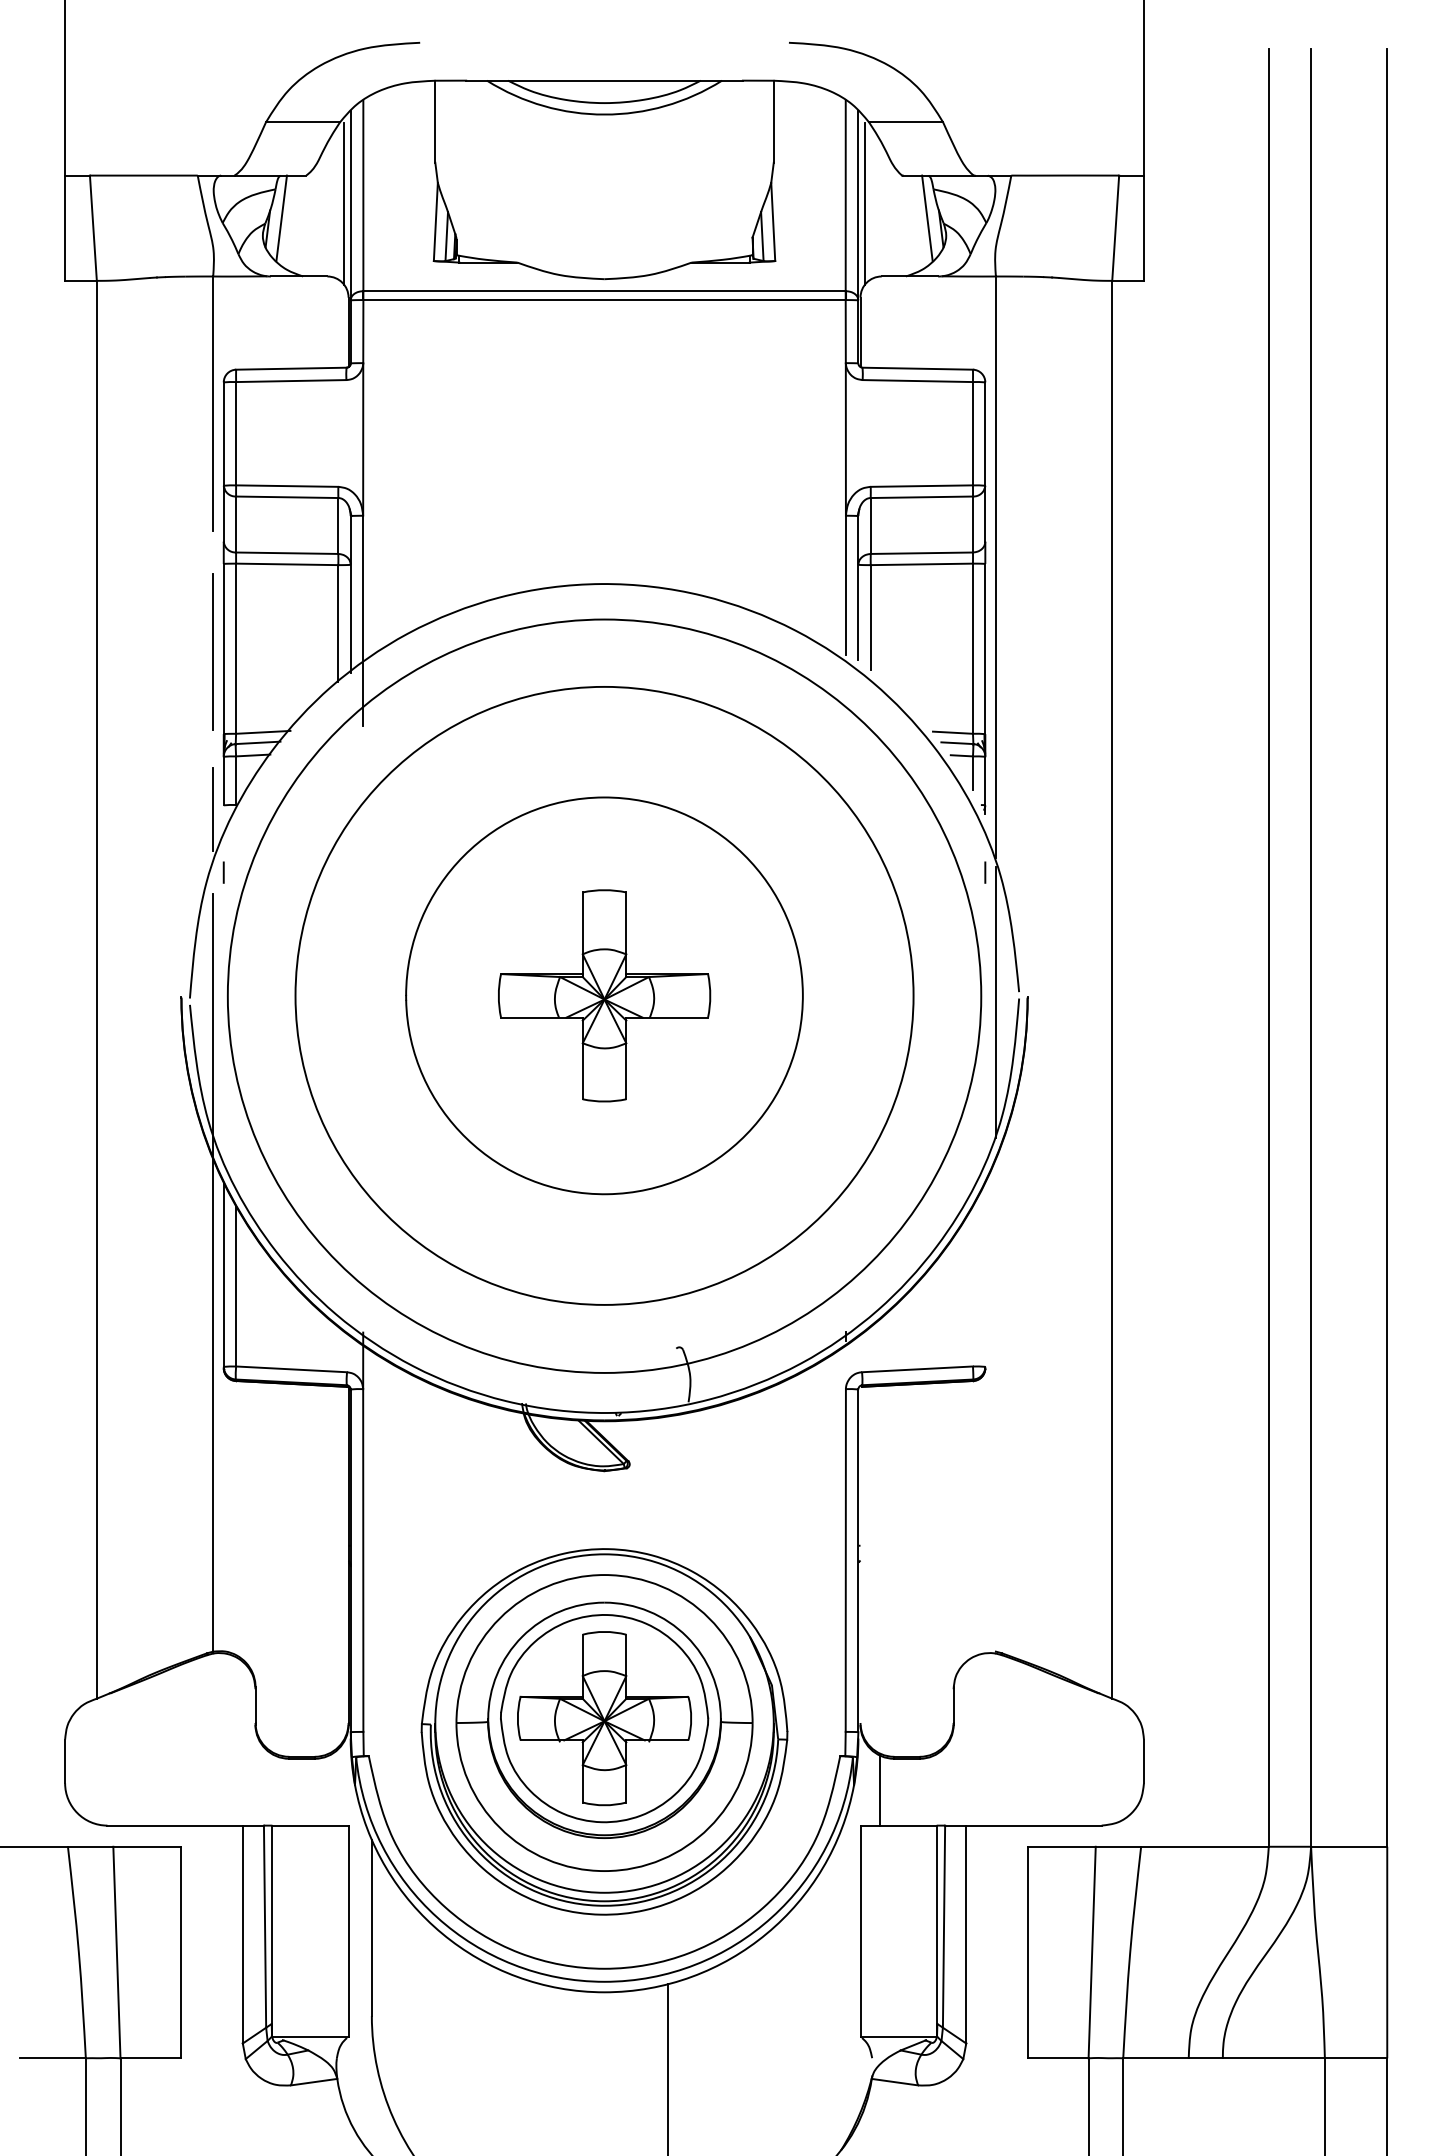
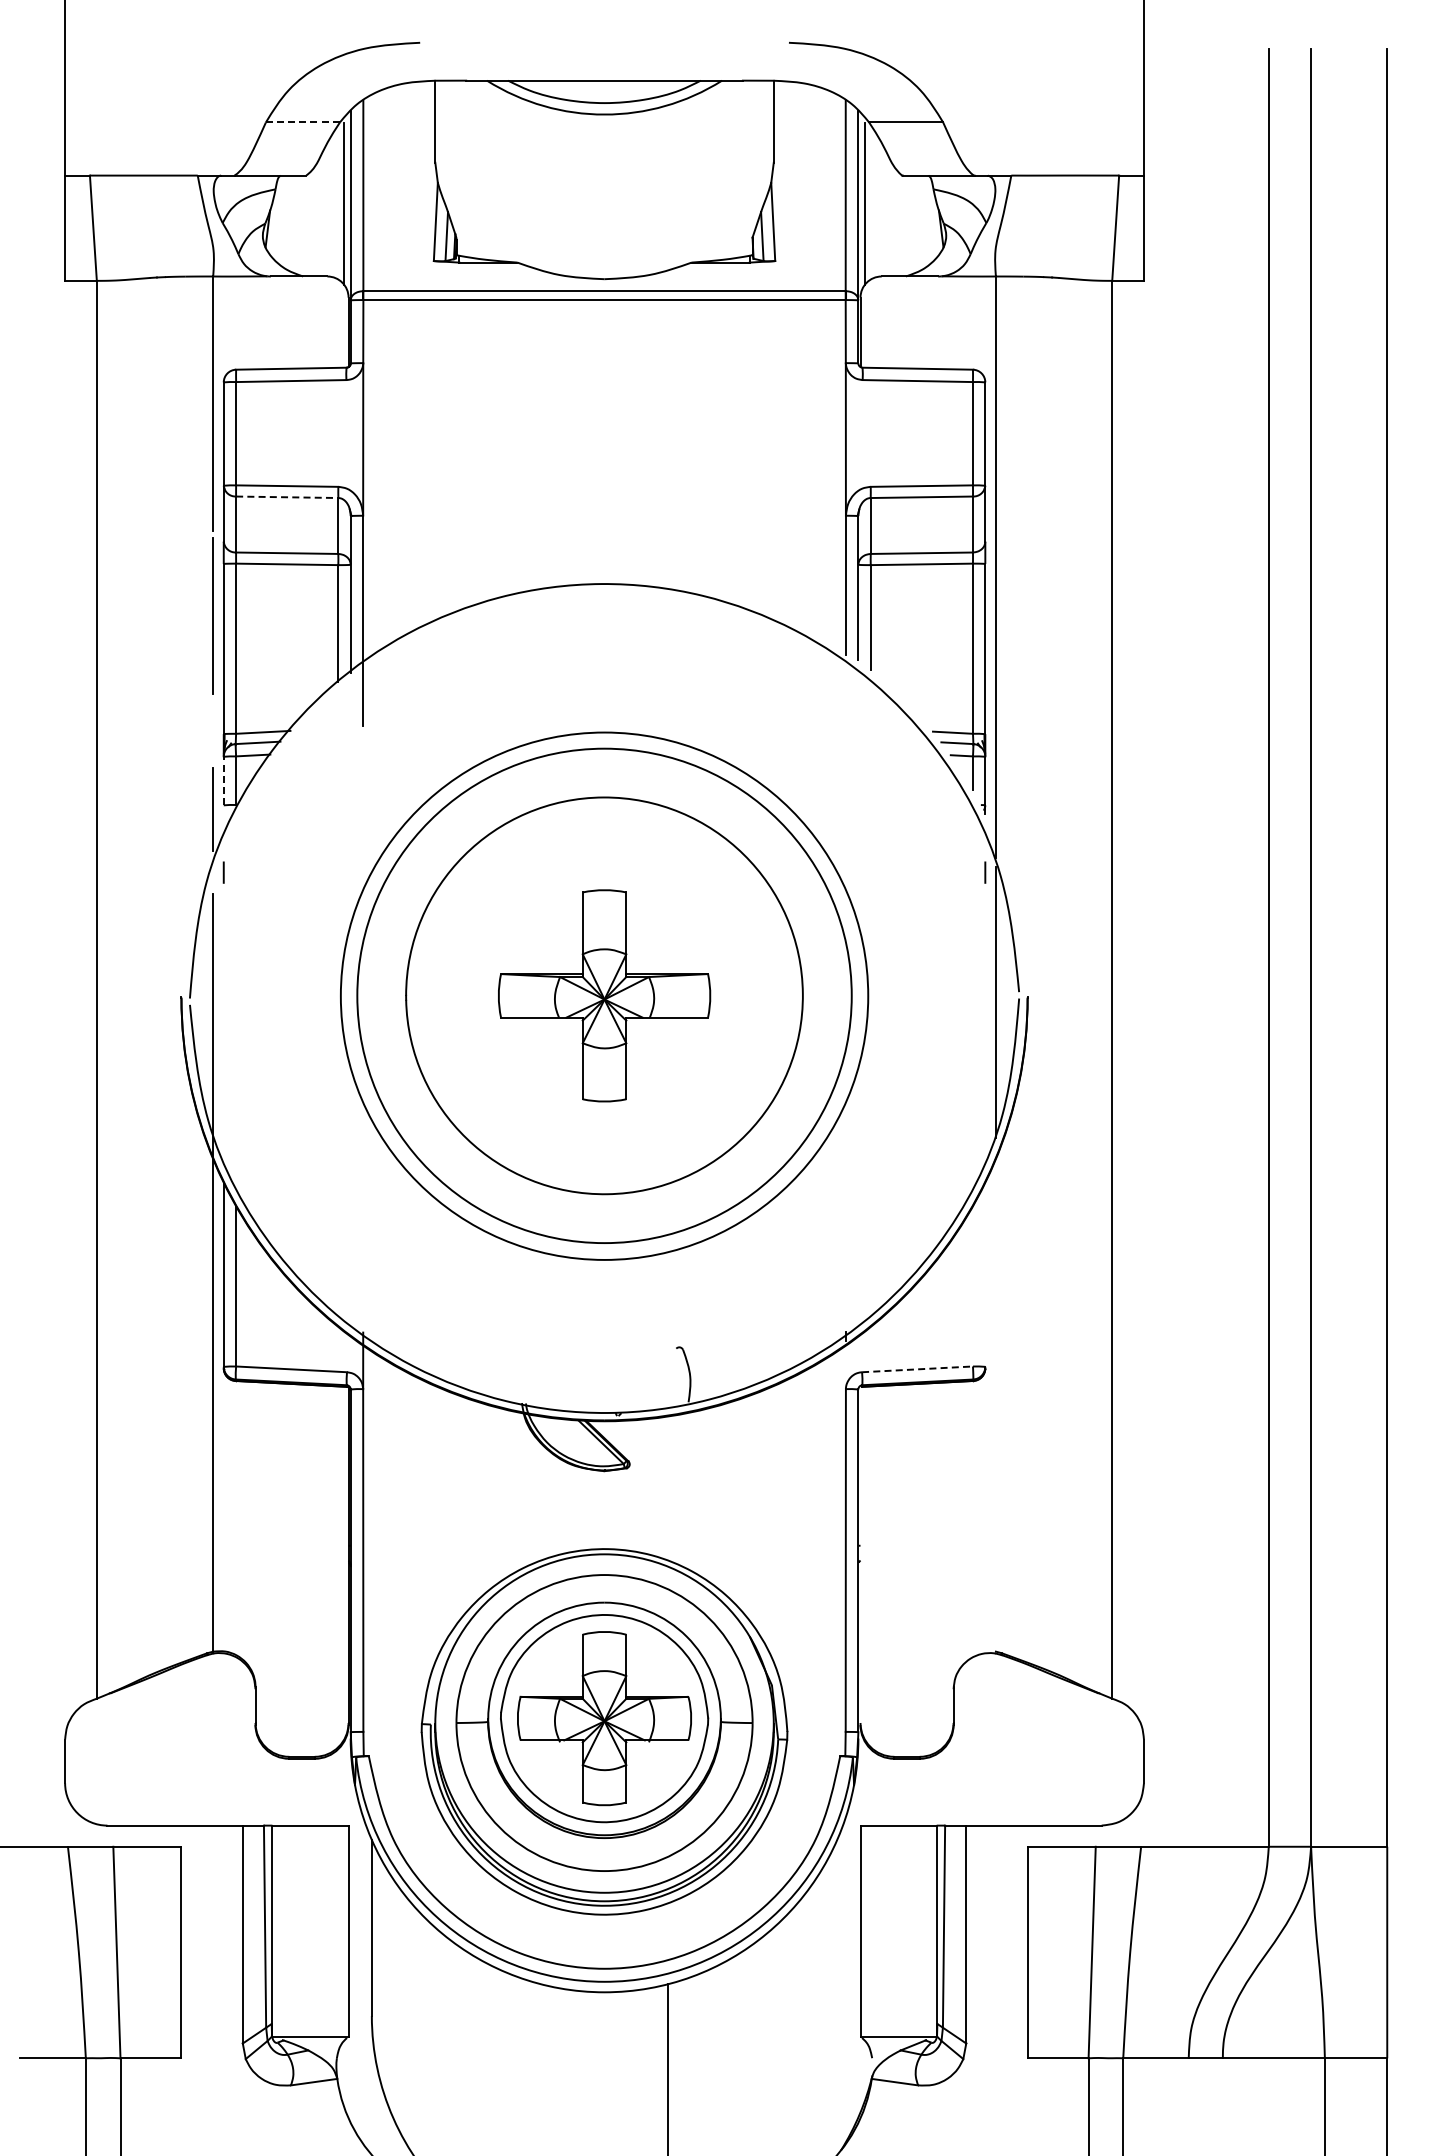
line: solid -> dashed (302, 122)
line: present -> none (281, 218)
line: present -> none (927, 218)
line: solid -> dashed (287, 497)
line position: (212, 651) -> (212, 615) (212, 615)
line: solid -> dashed (223, 780)
circle diameter: 618 px -> 494 px (604, 995)
circle diameter: 753 px -> 527 px (604, 995)
line: solid -> dashed (917, 1369)
line: present -> none (879, 1790)
